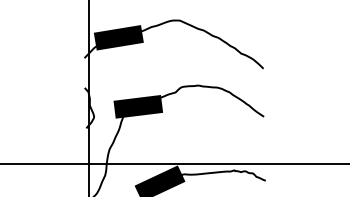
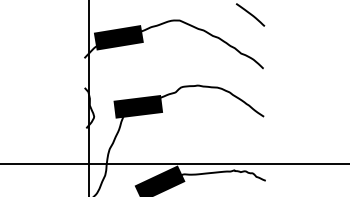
line: none -> present (250, 14)
